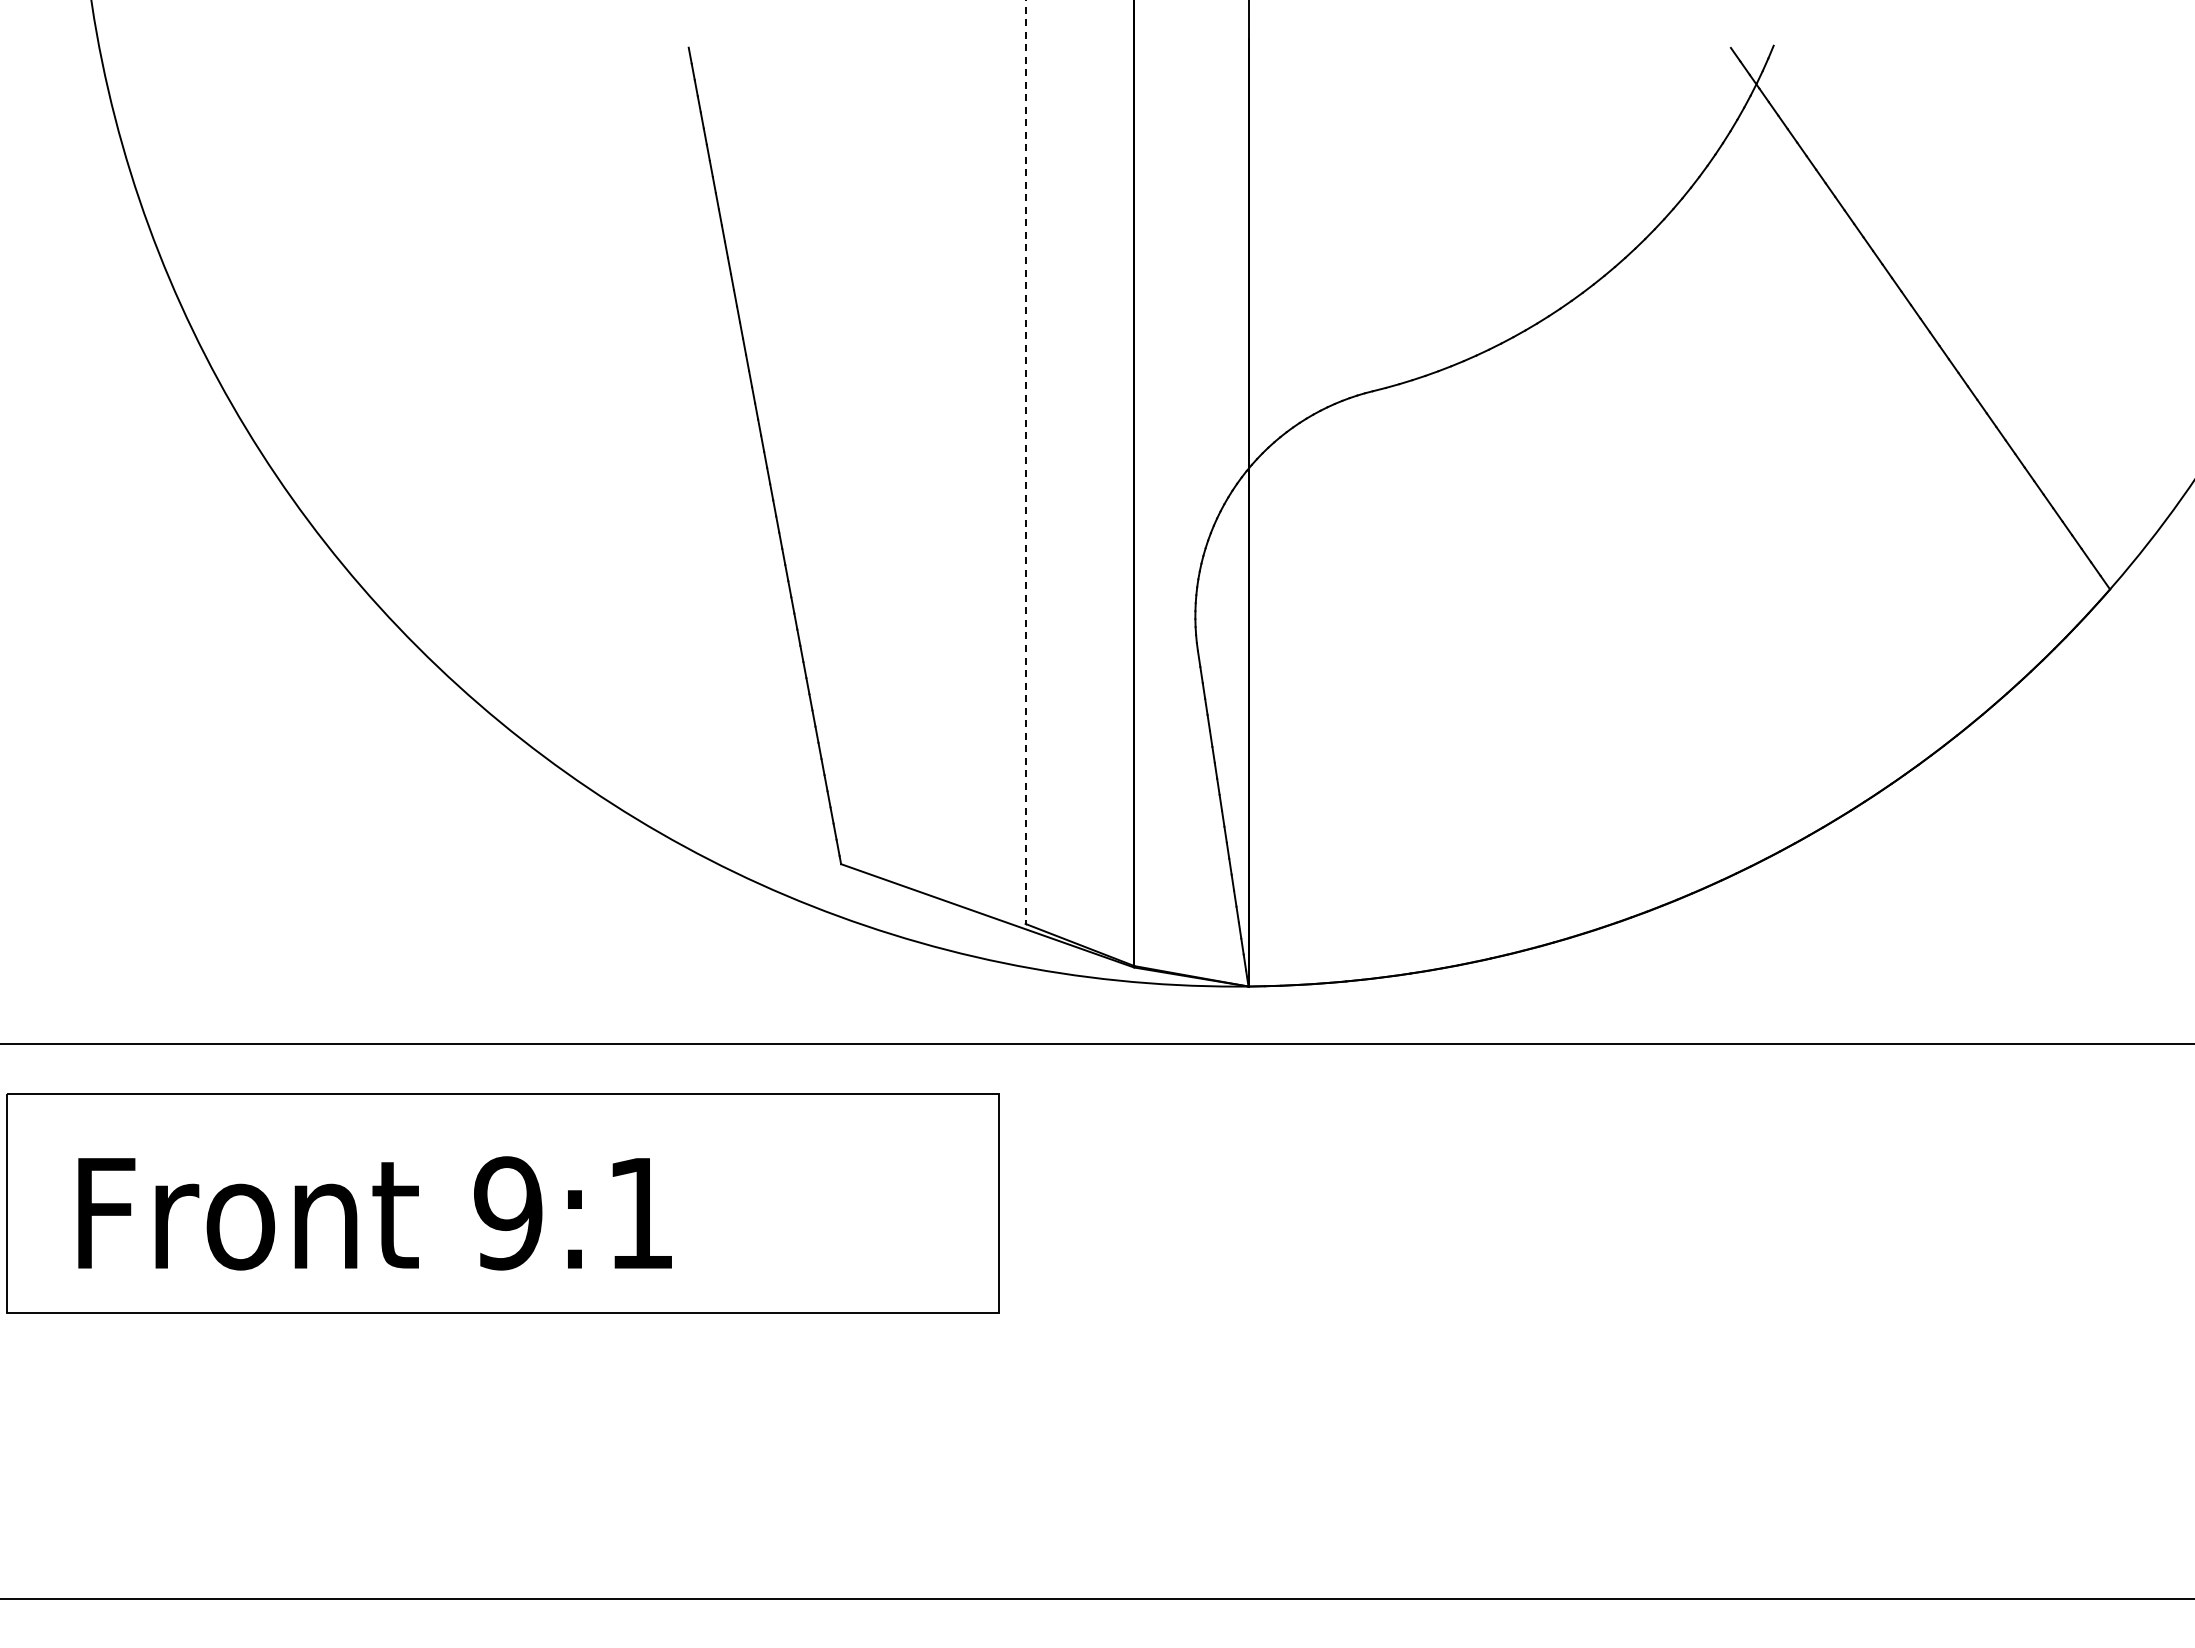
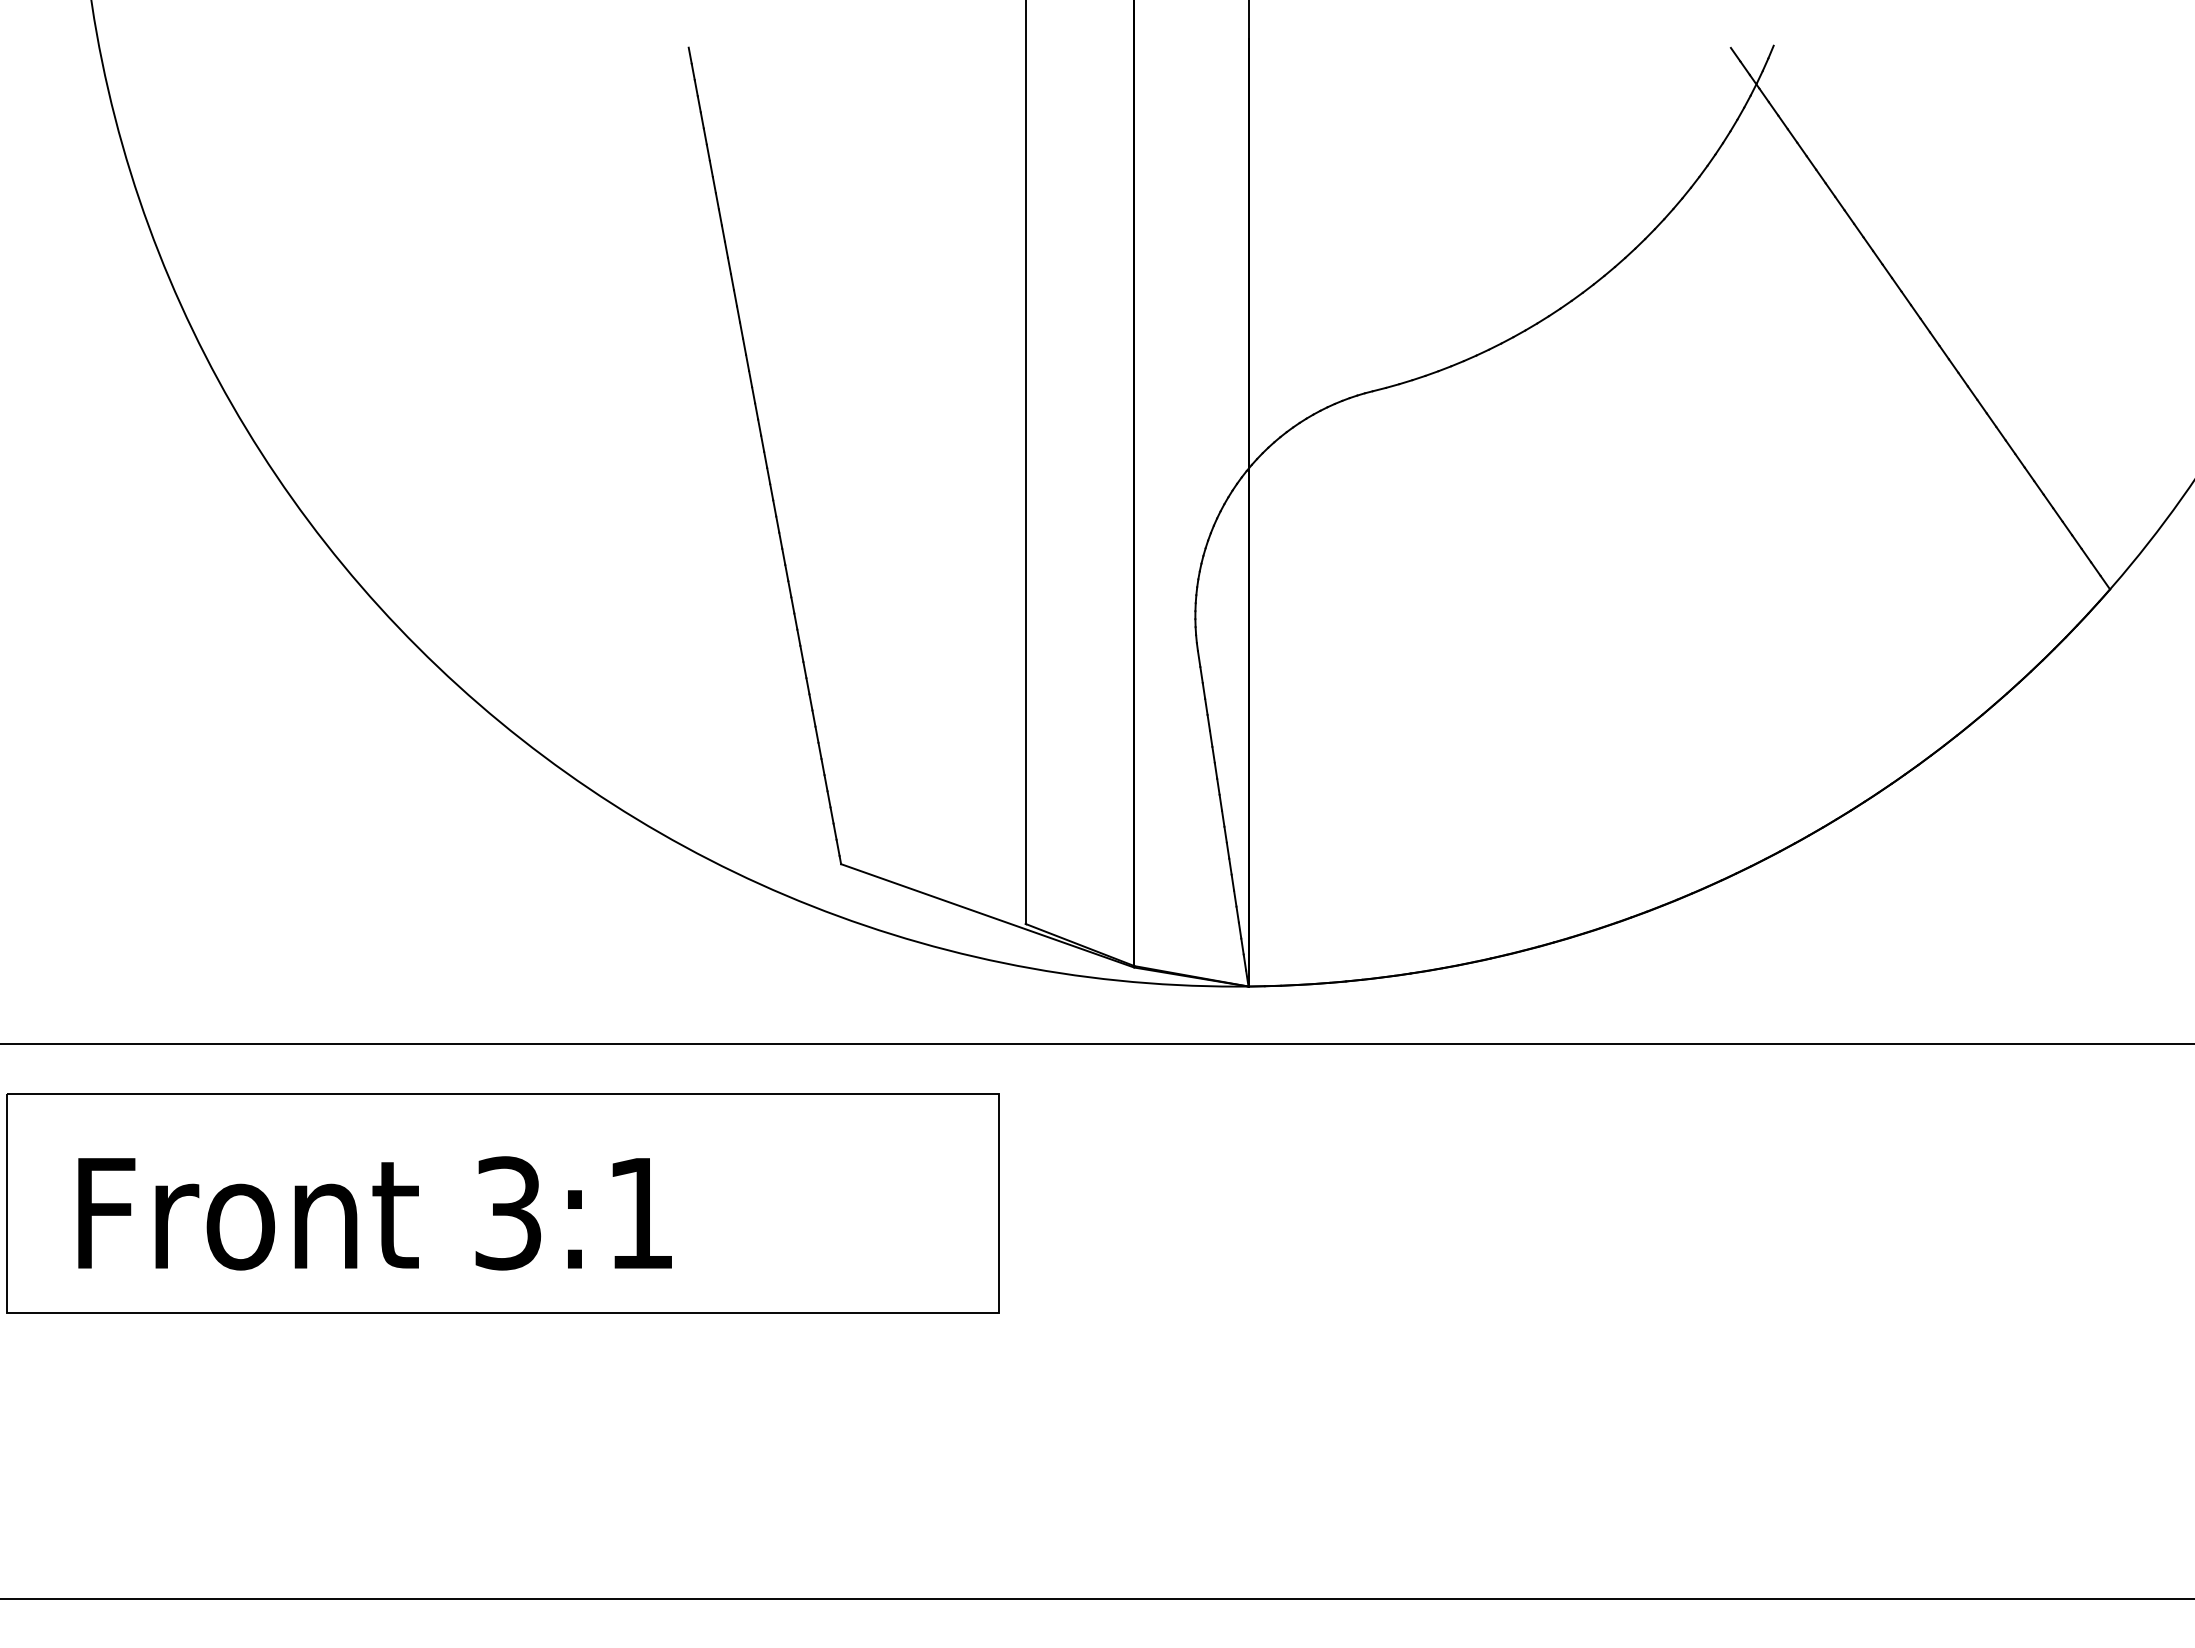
line: dashed -> solid (1025, 462)
text: 9:1 -> 3:1 (508, 1213)
